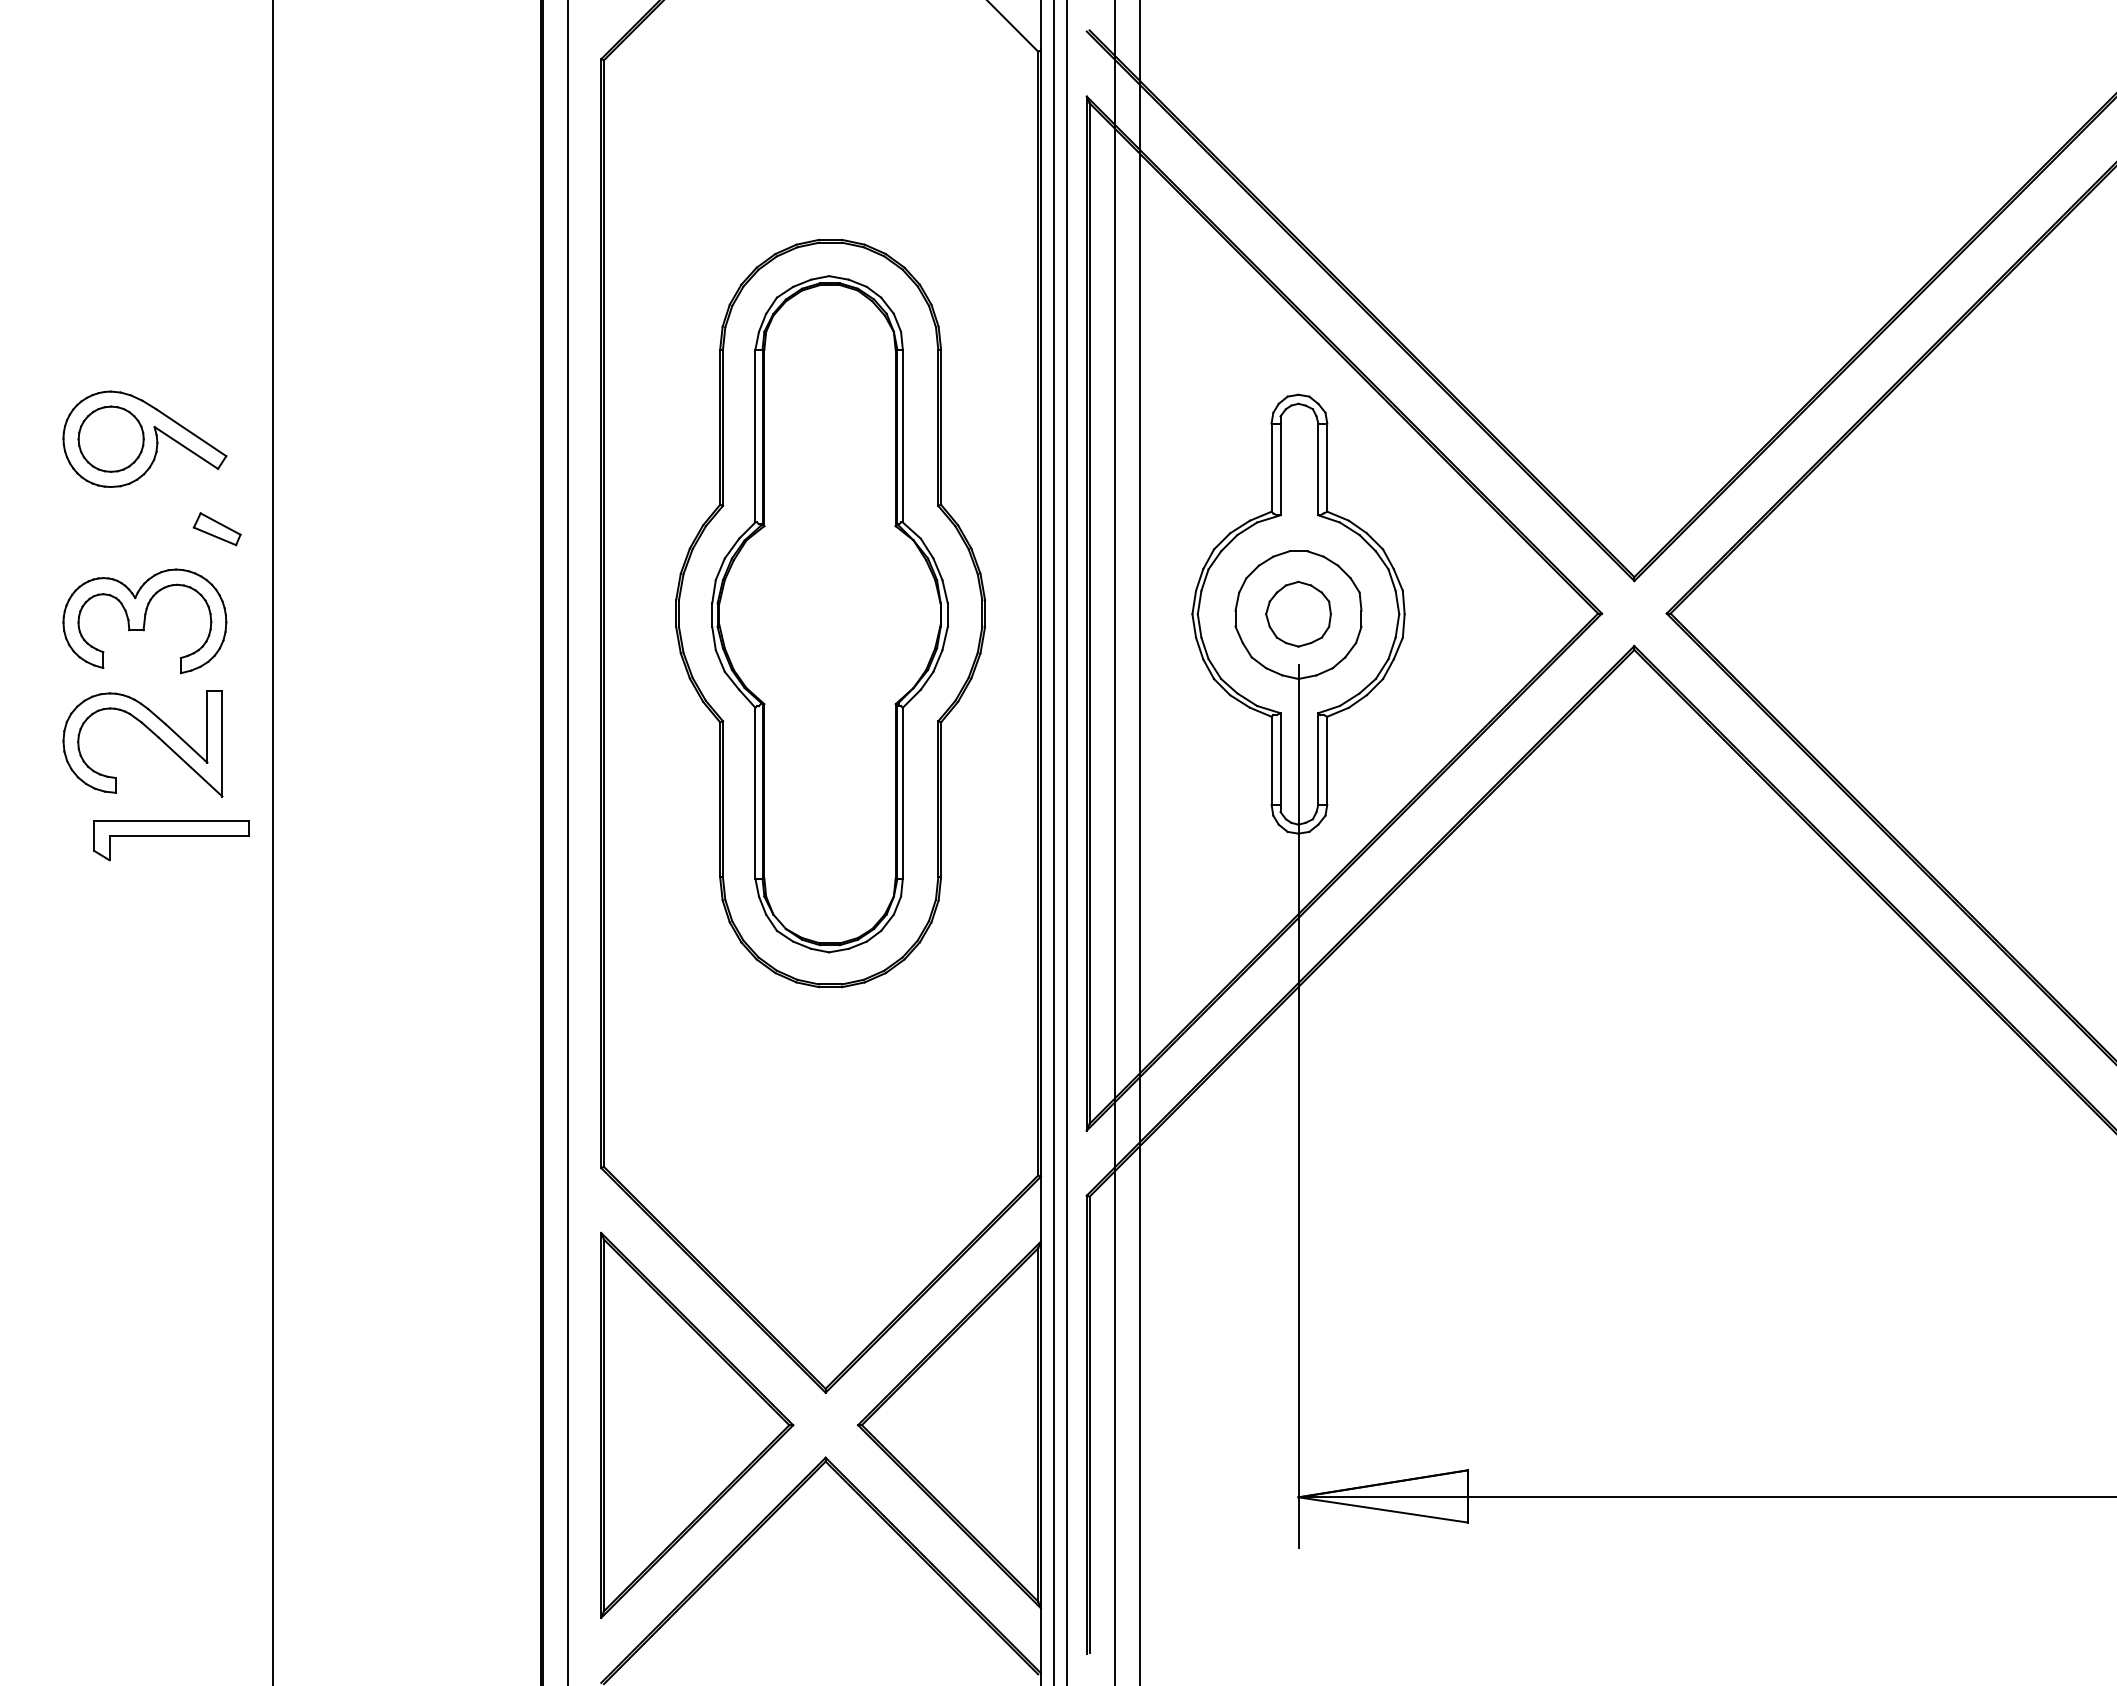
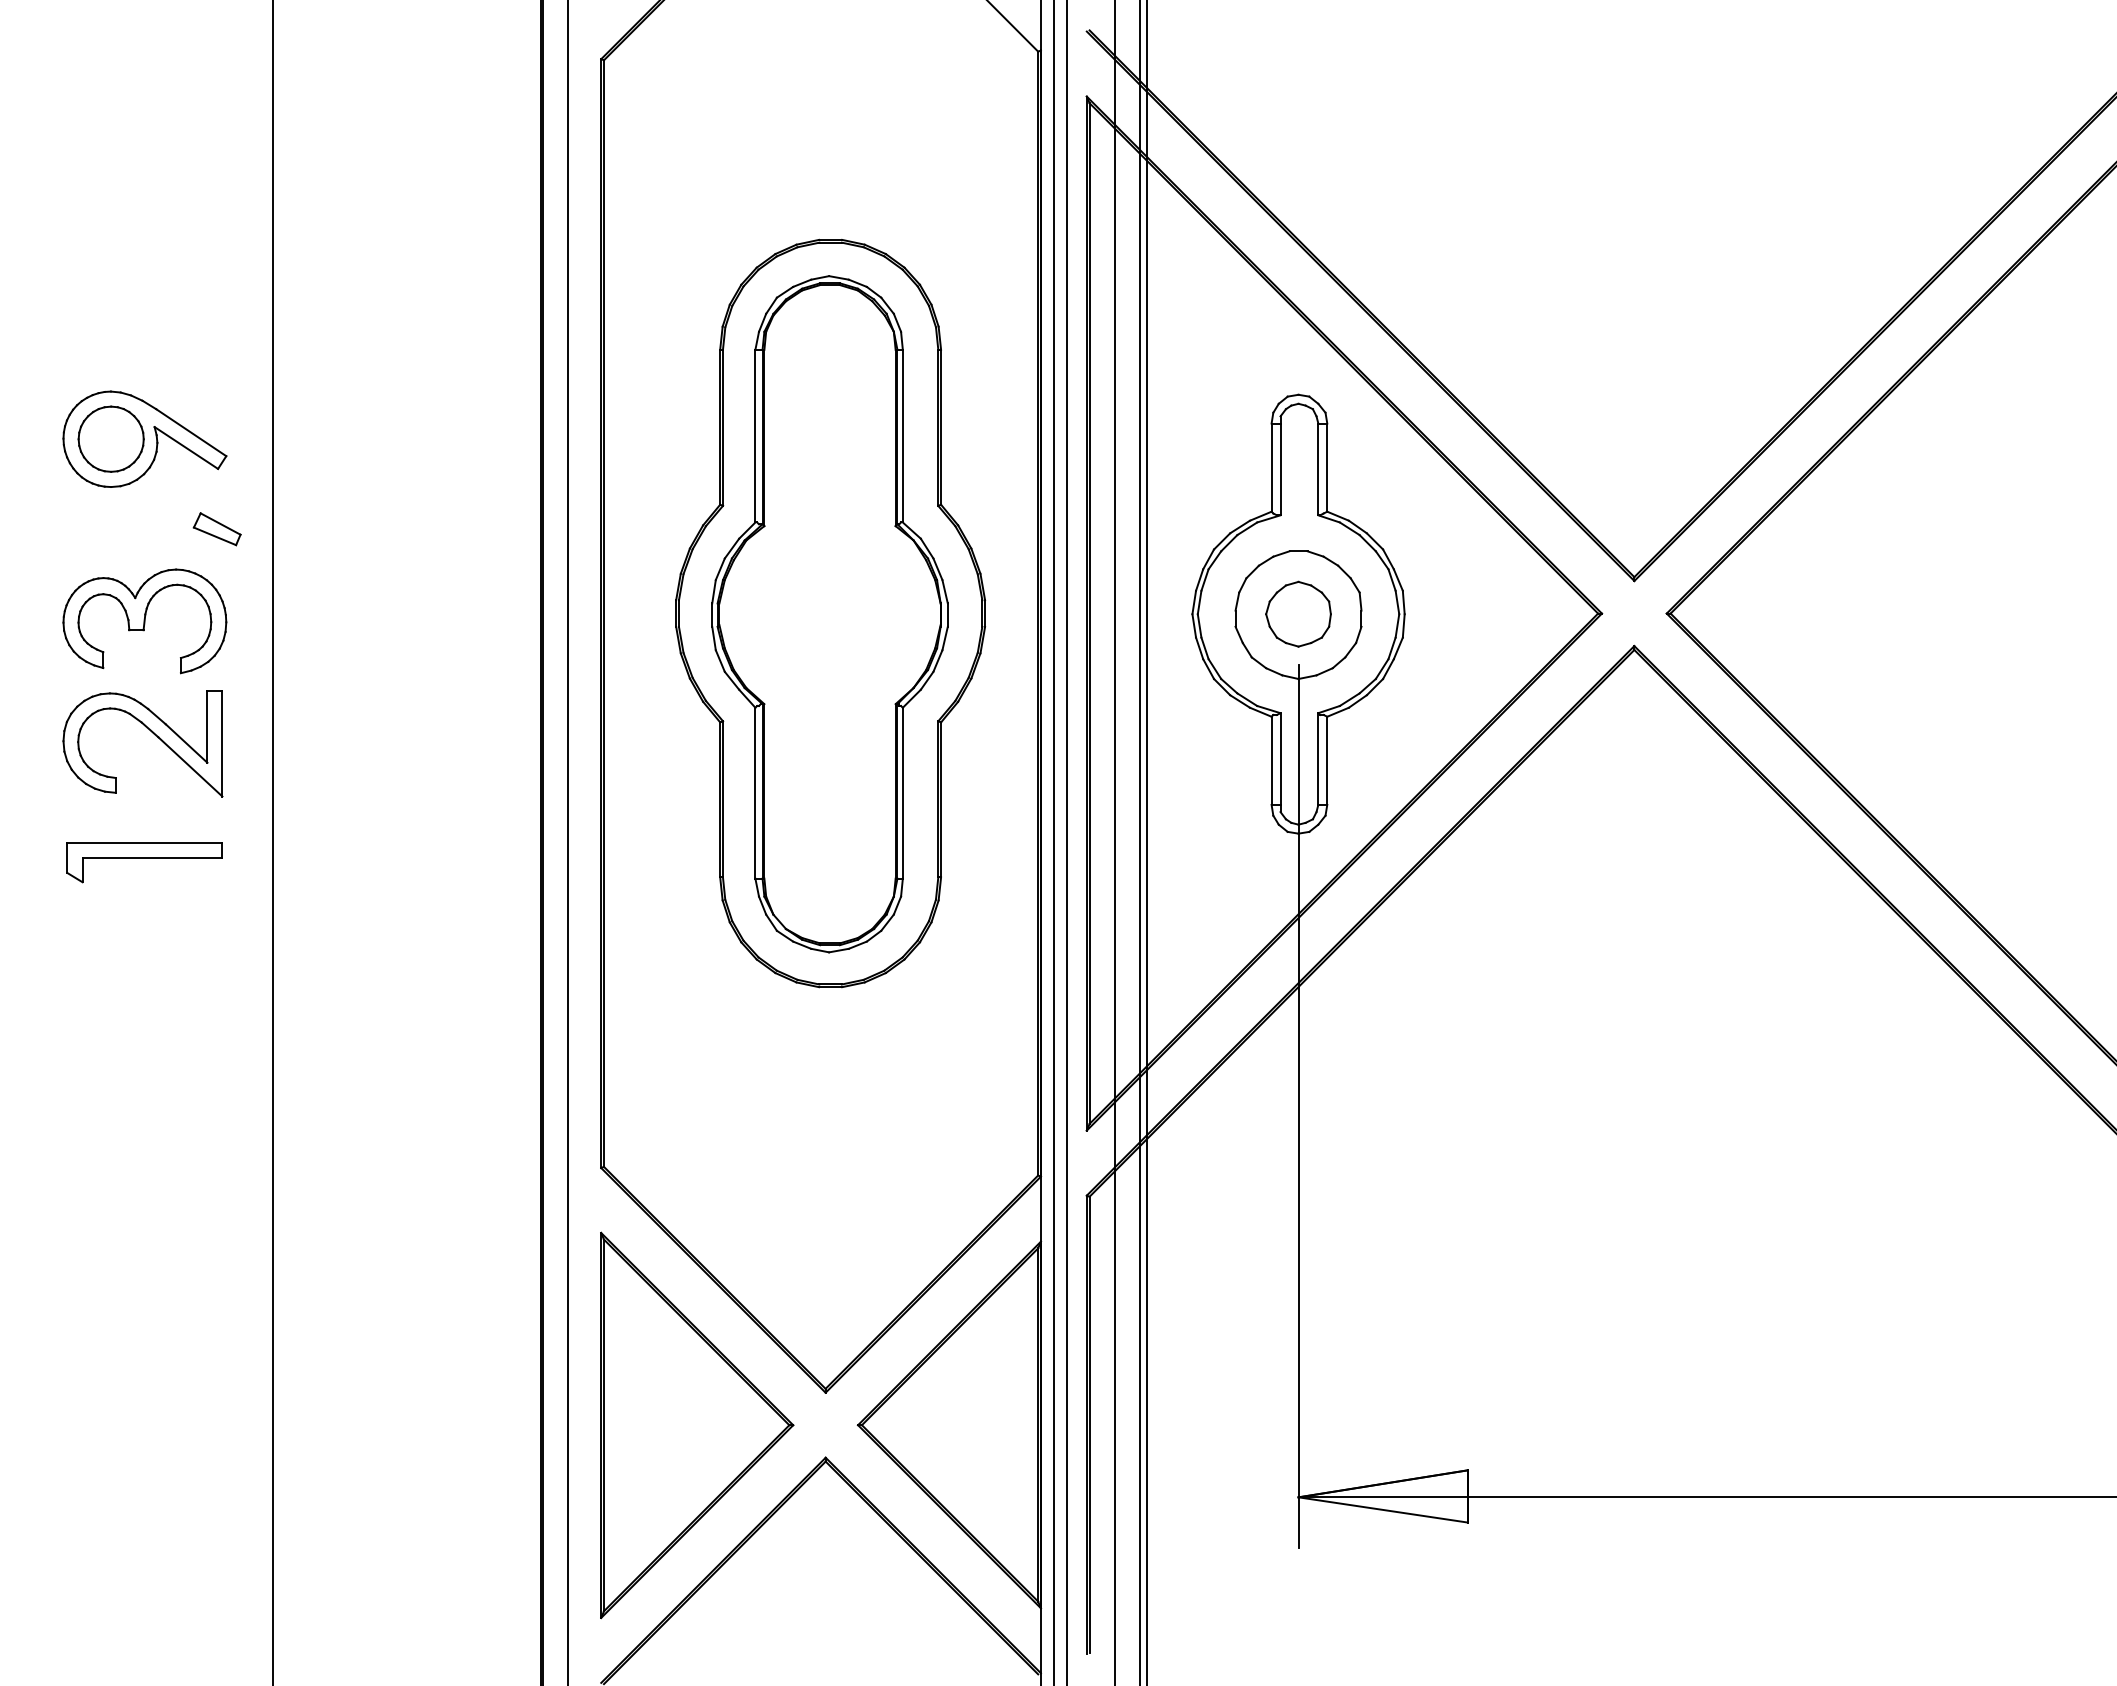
part position: (171, 840) -> (144, 862) (144, 862)
line: none -> present (1147, 842)
